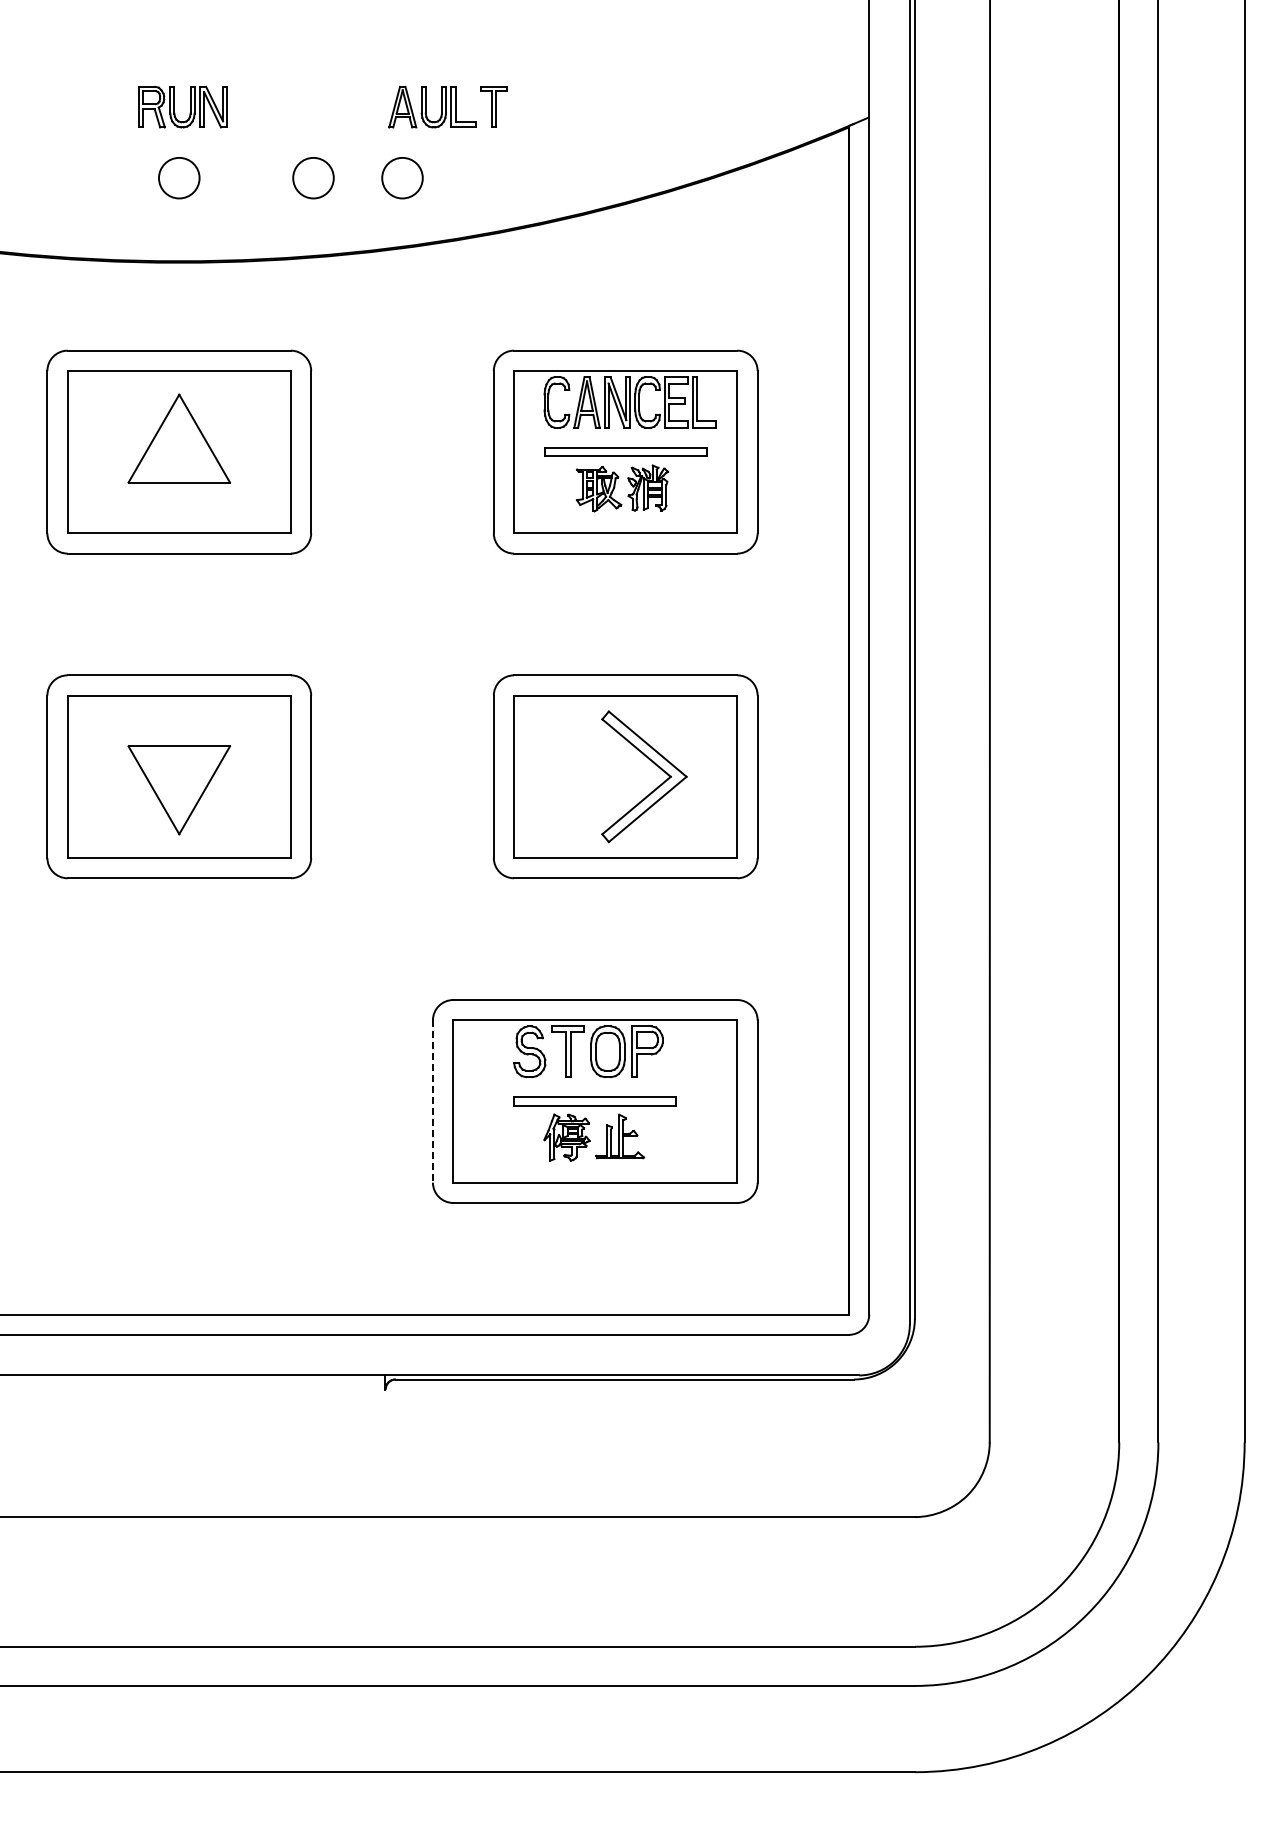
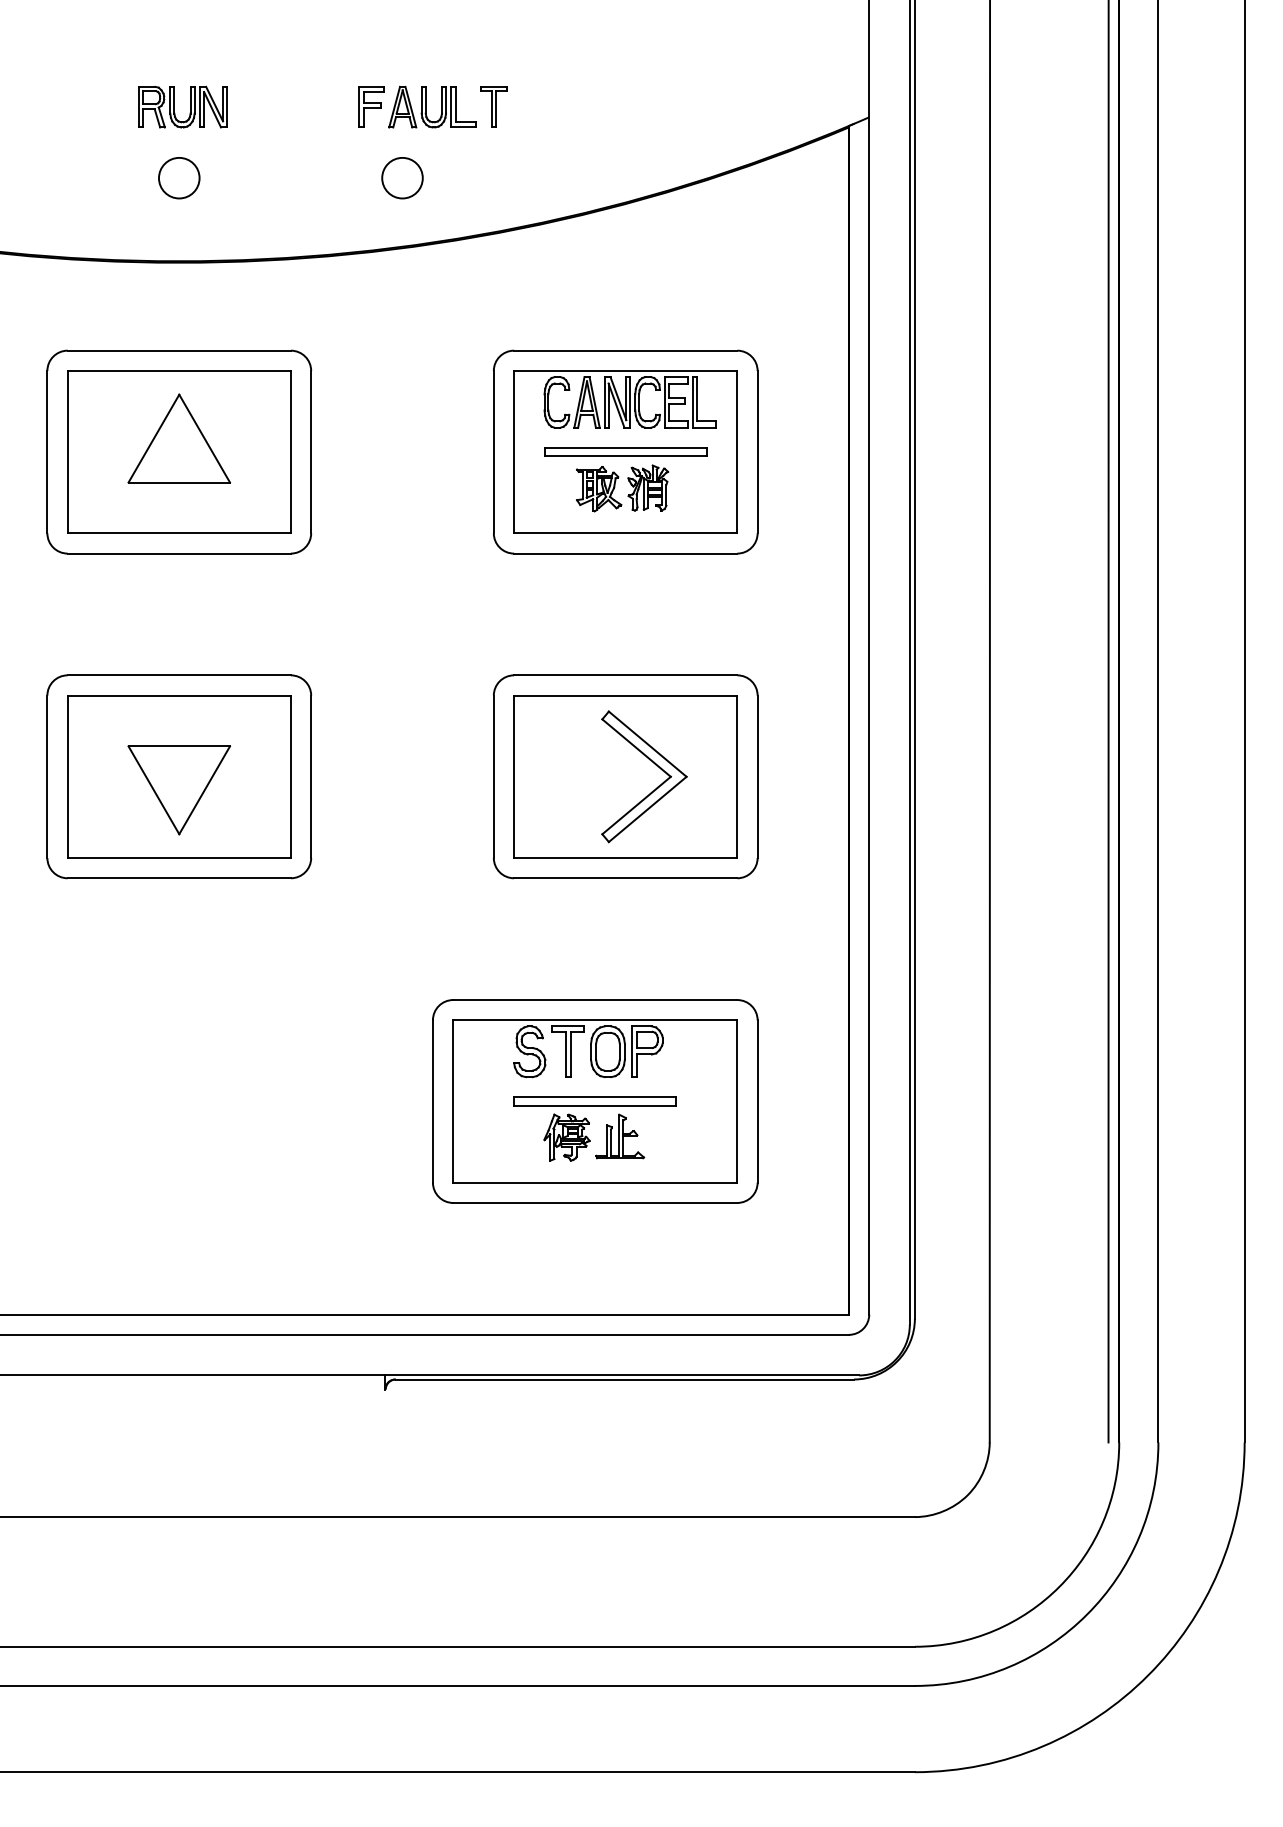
part: none -> present (371, 106)
circle: present -> none (313, 178)
line: none -> present (1108, 722)
line: dashed -> solid (432, 1102)
